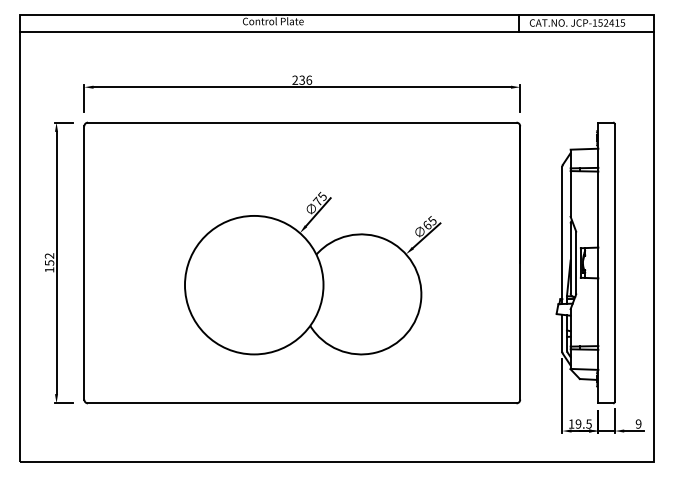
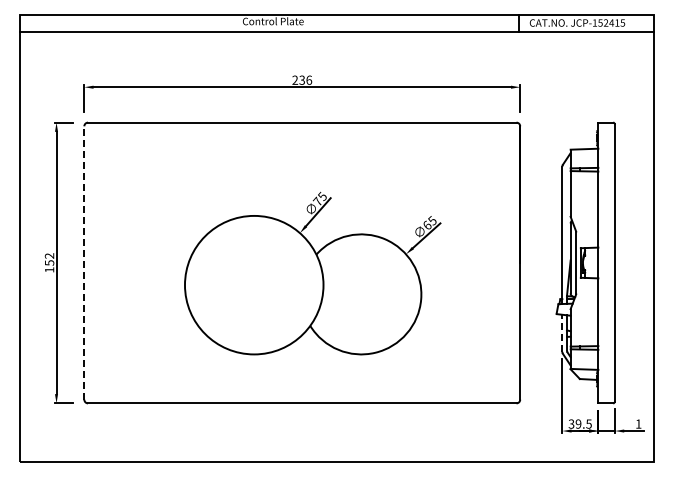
line: solid -> dashed (84, 263)
line: solid -> dashed (562, 333)
text: 19.5 -> 39.5 (571, 423)
text: 9 -> 1 (638, 423)
